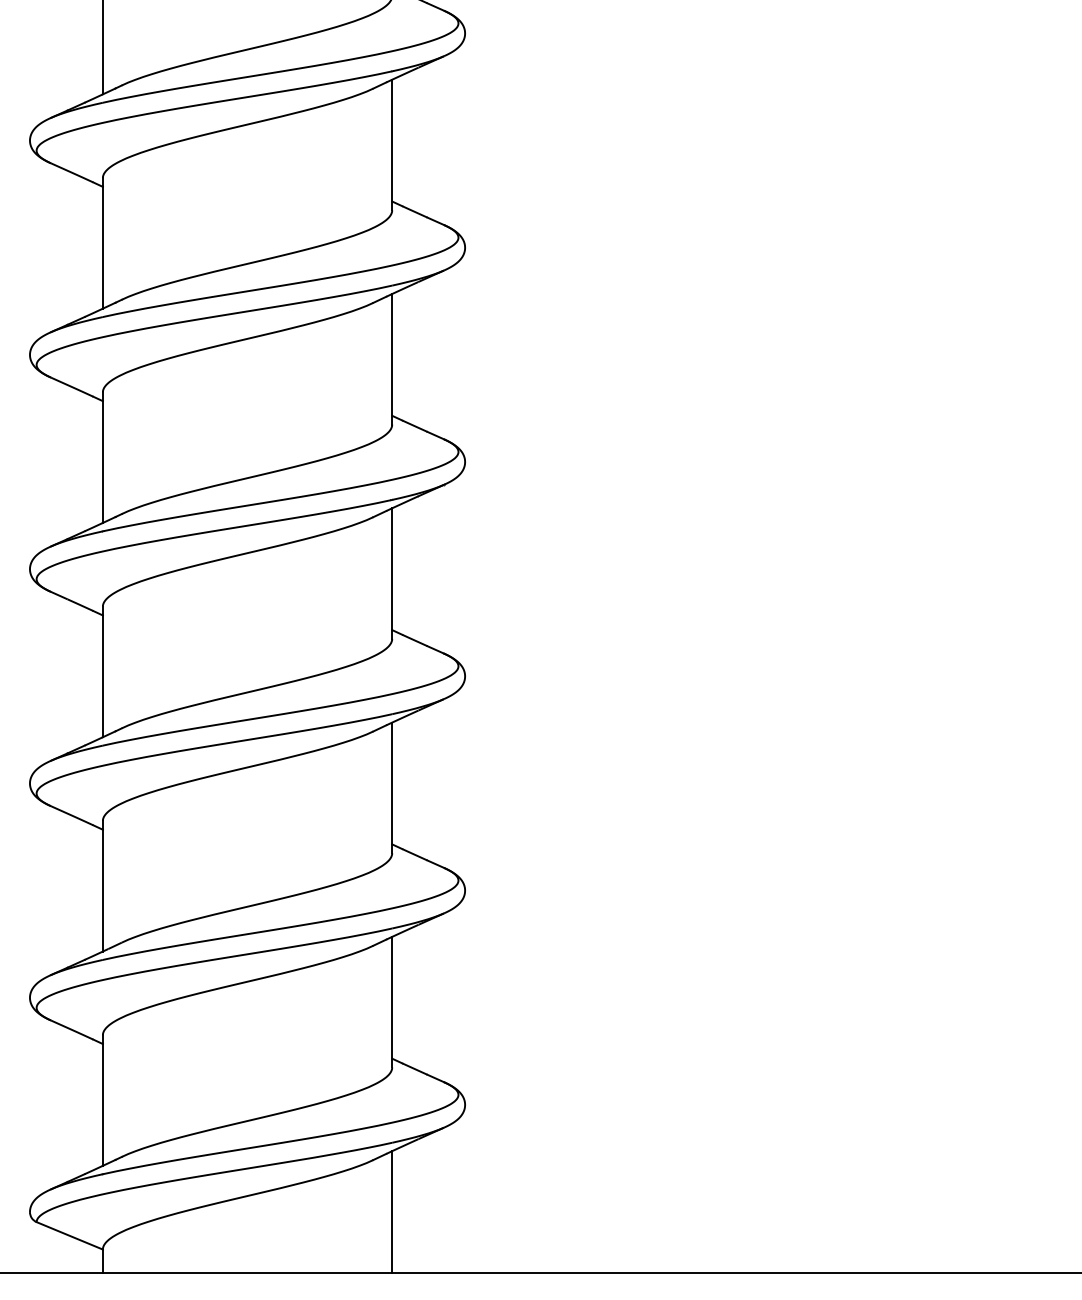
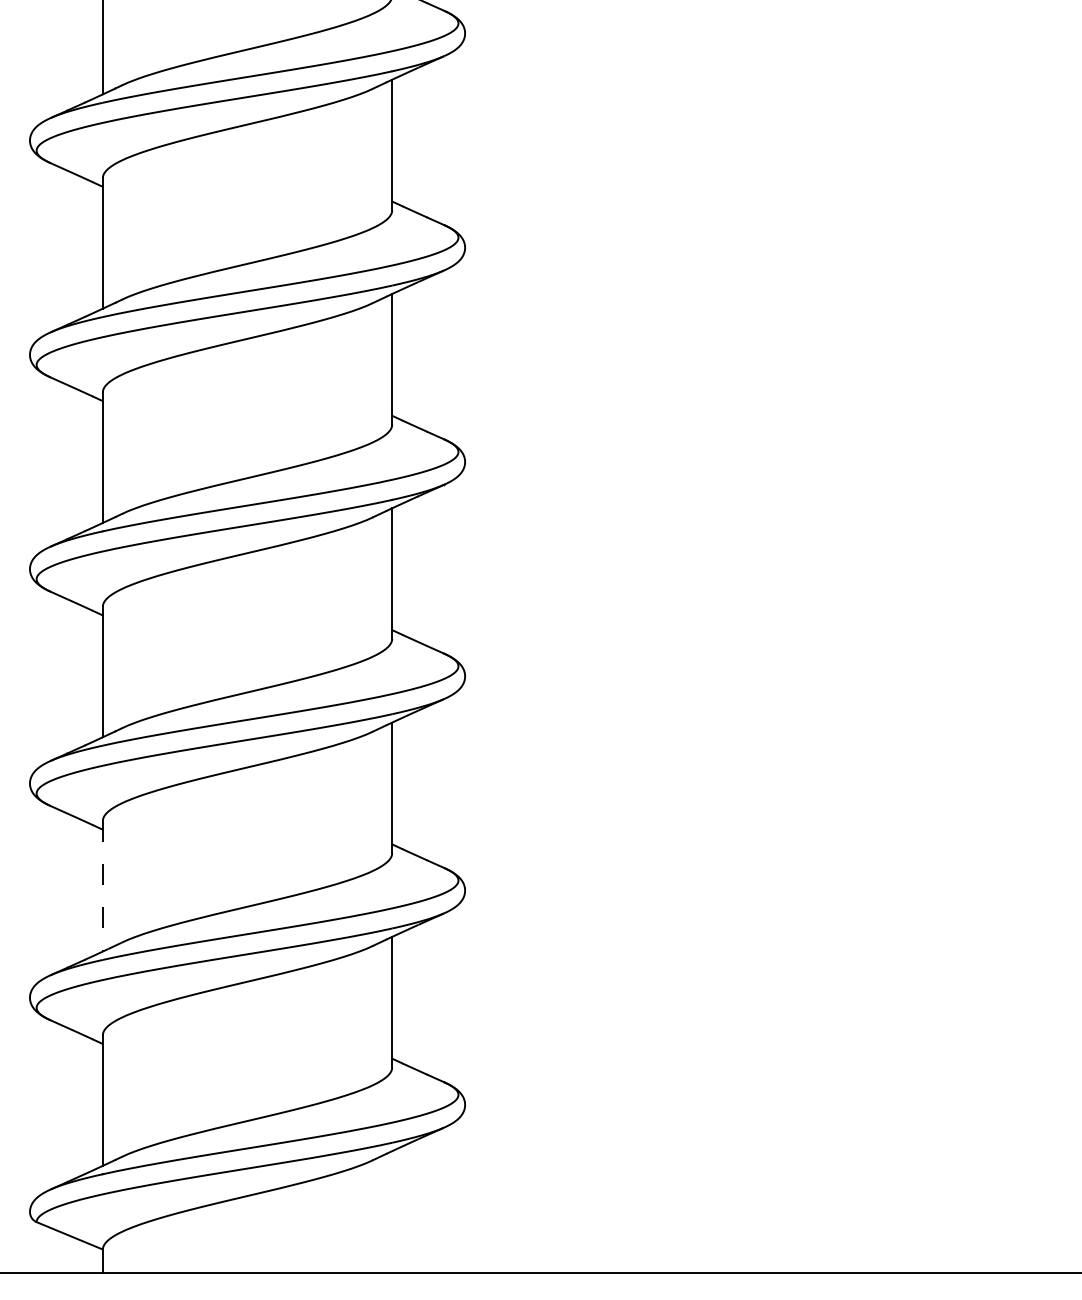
line: solid -> dashed (102, 886)
line: present -> none (392, 1212)
